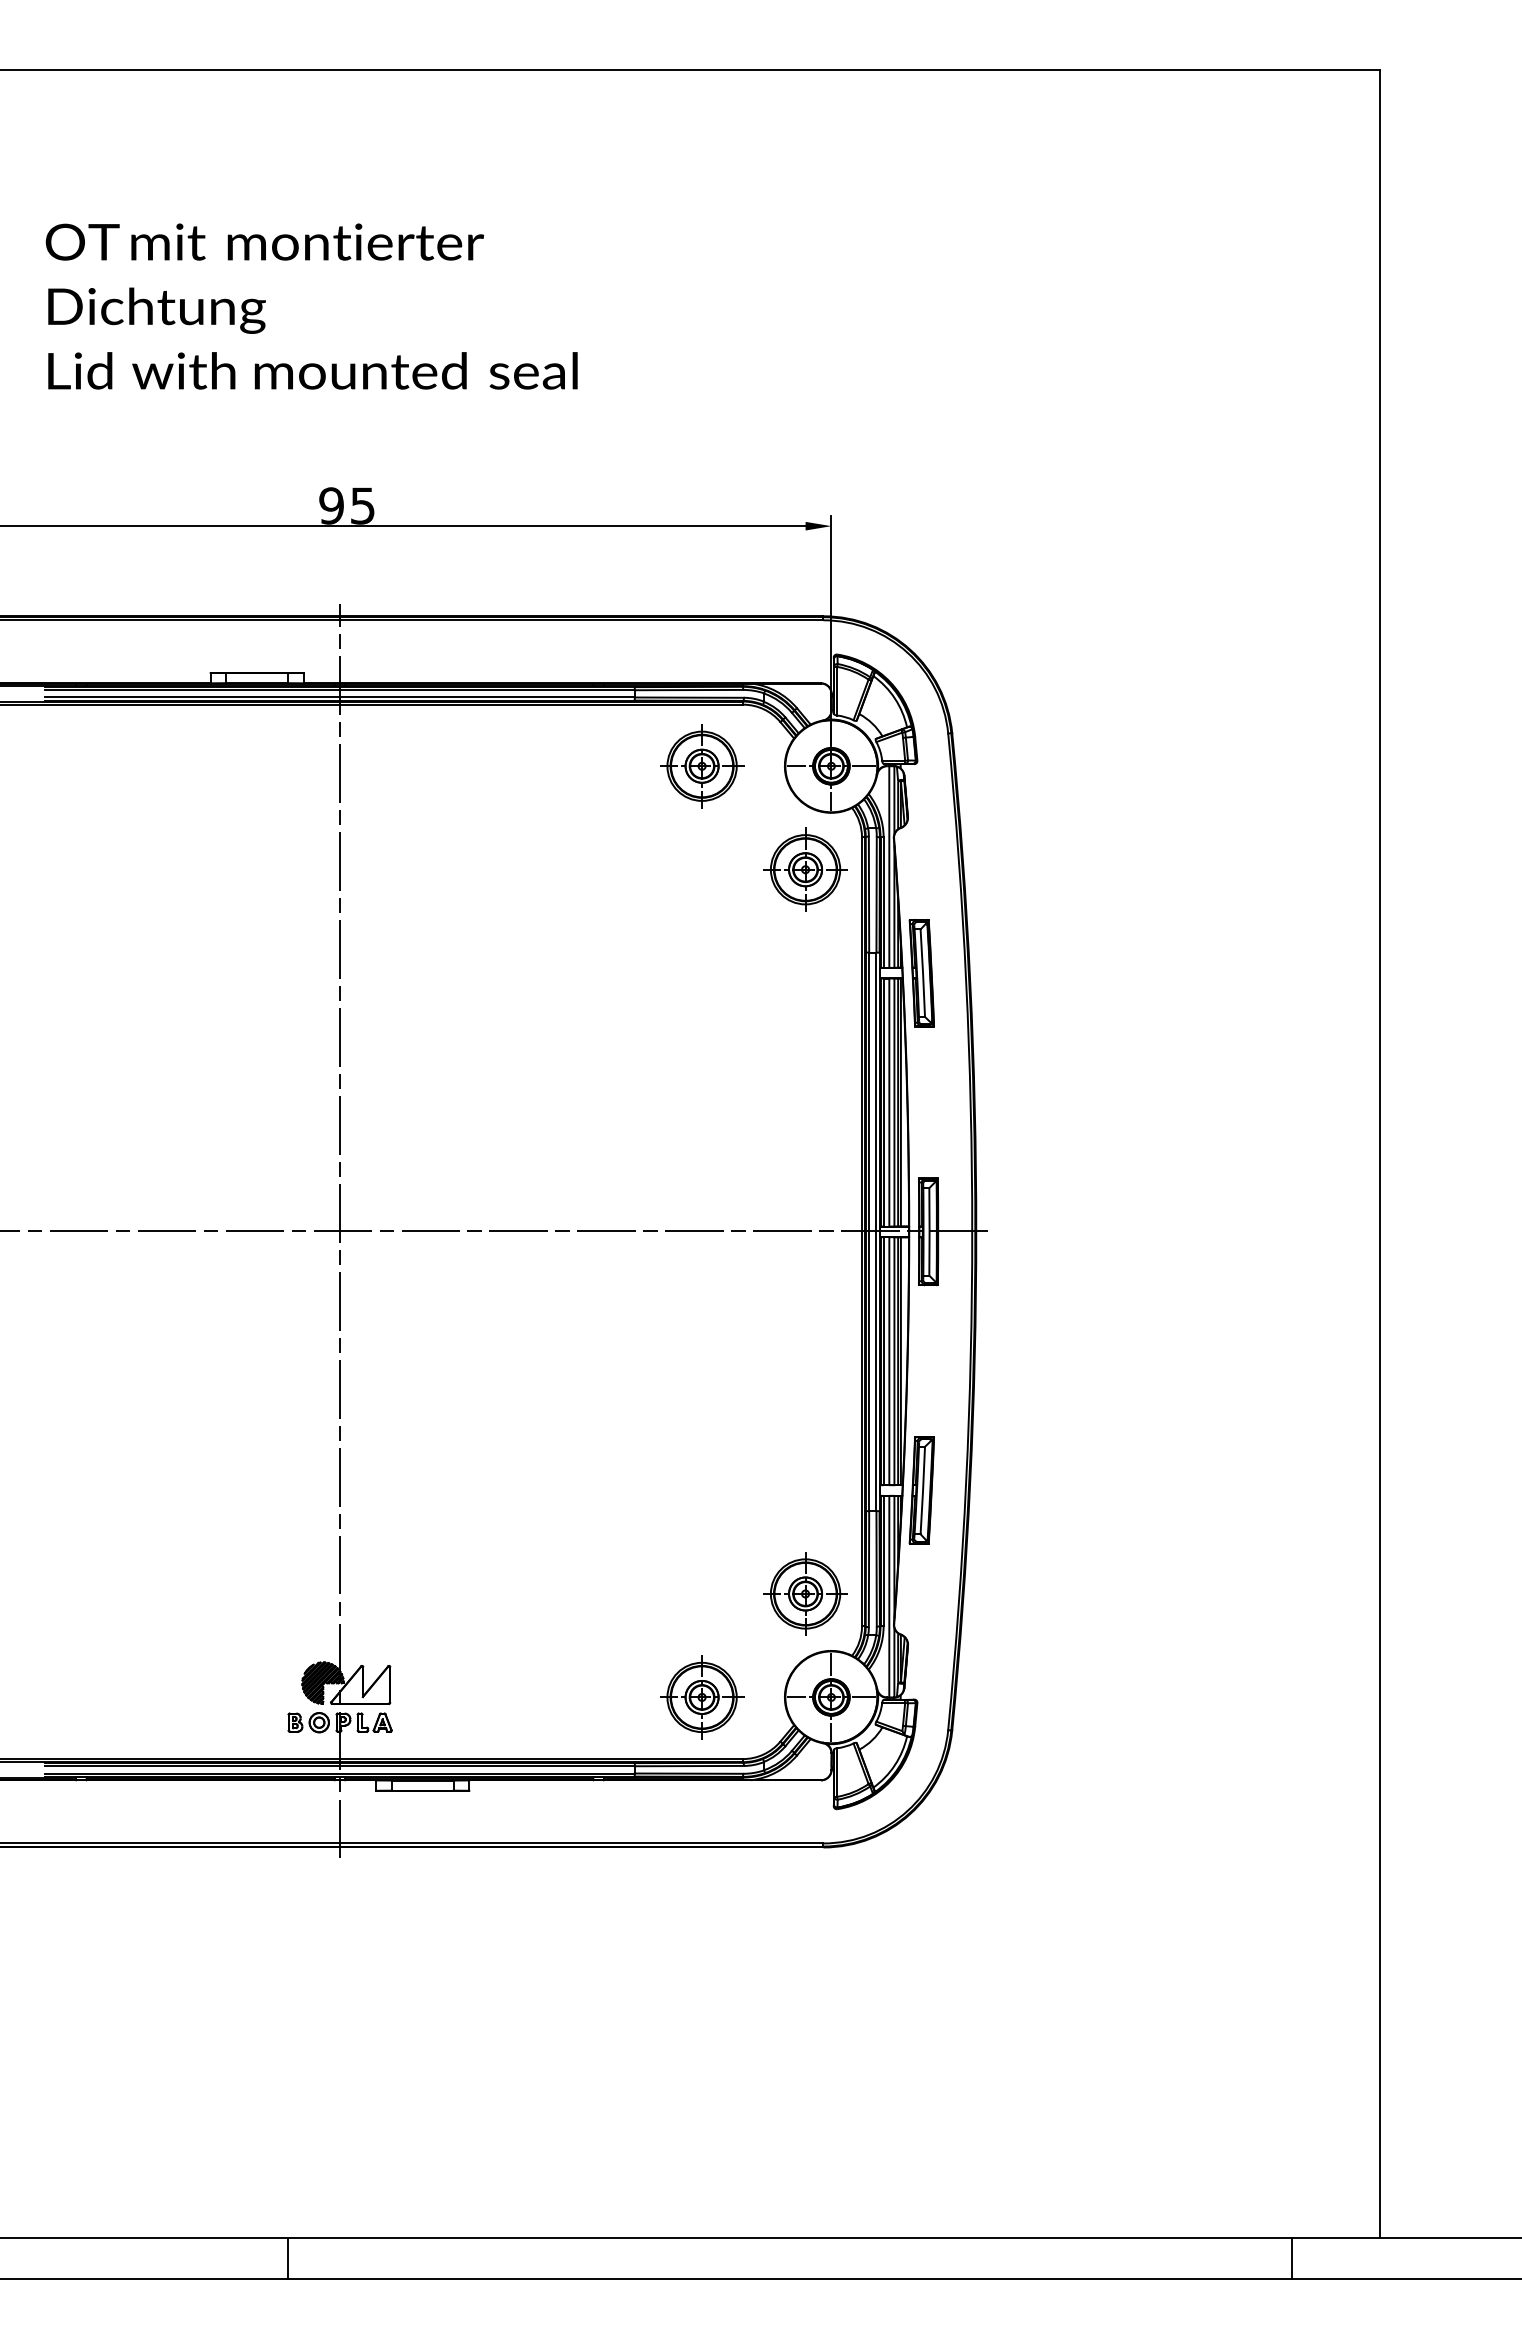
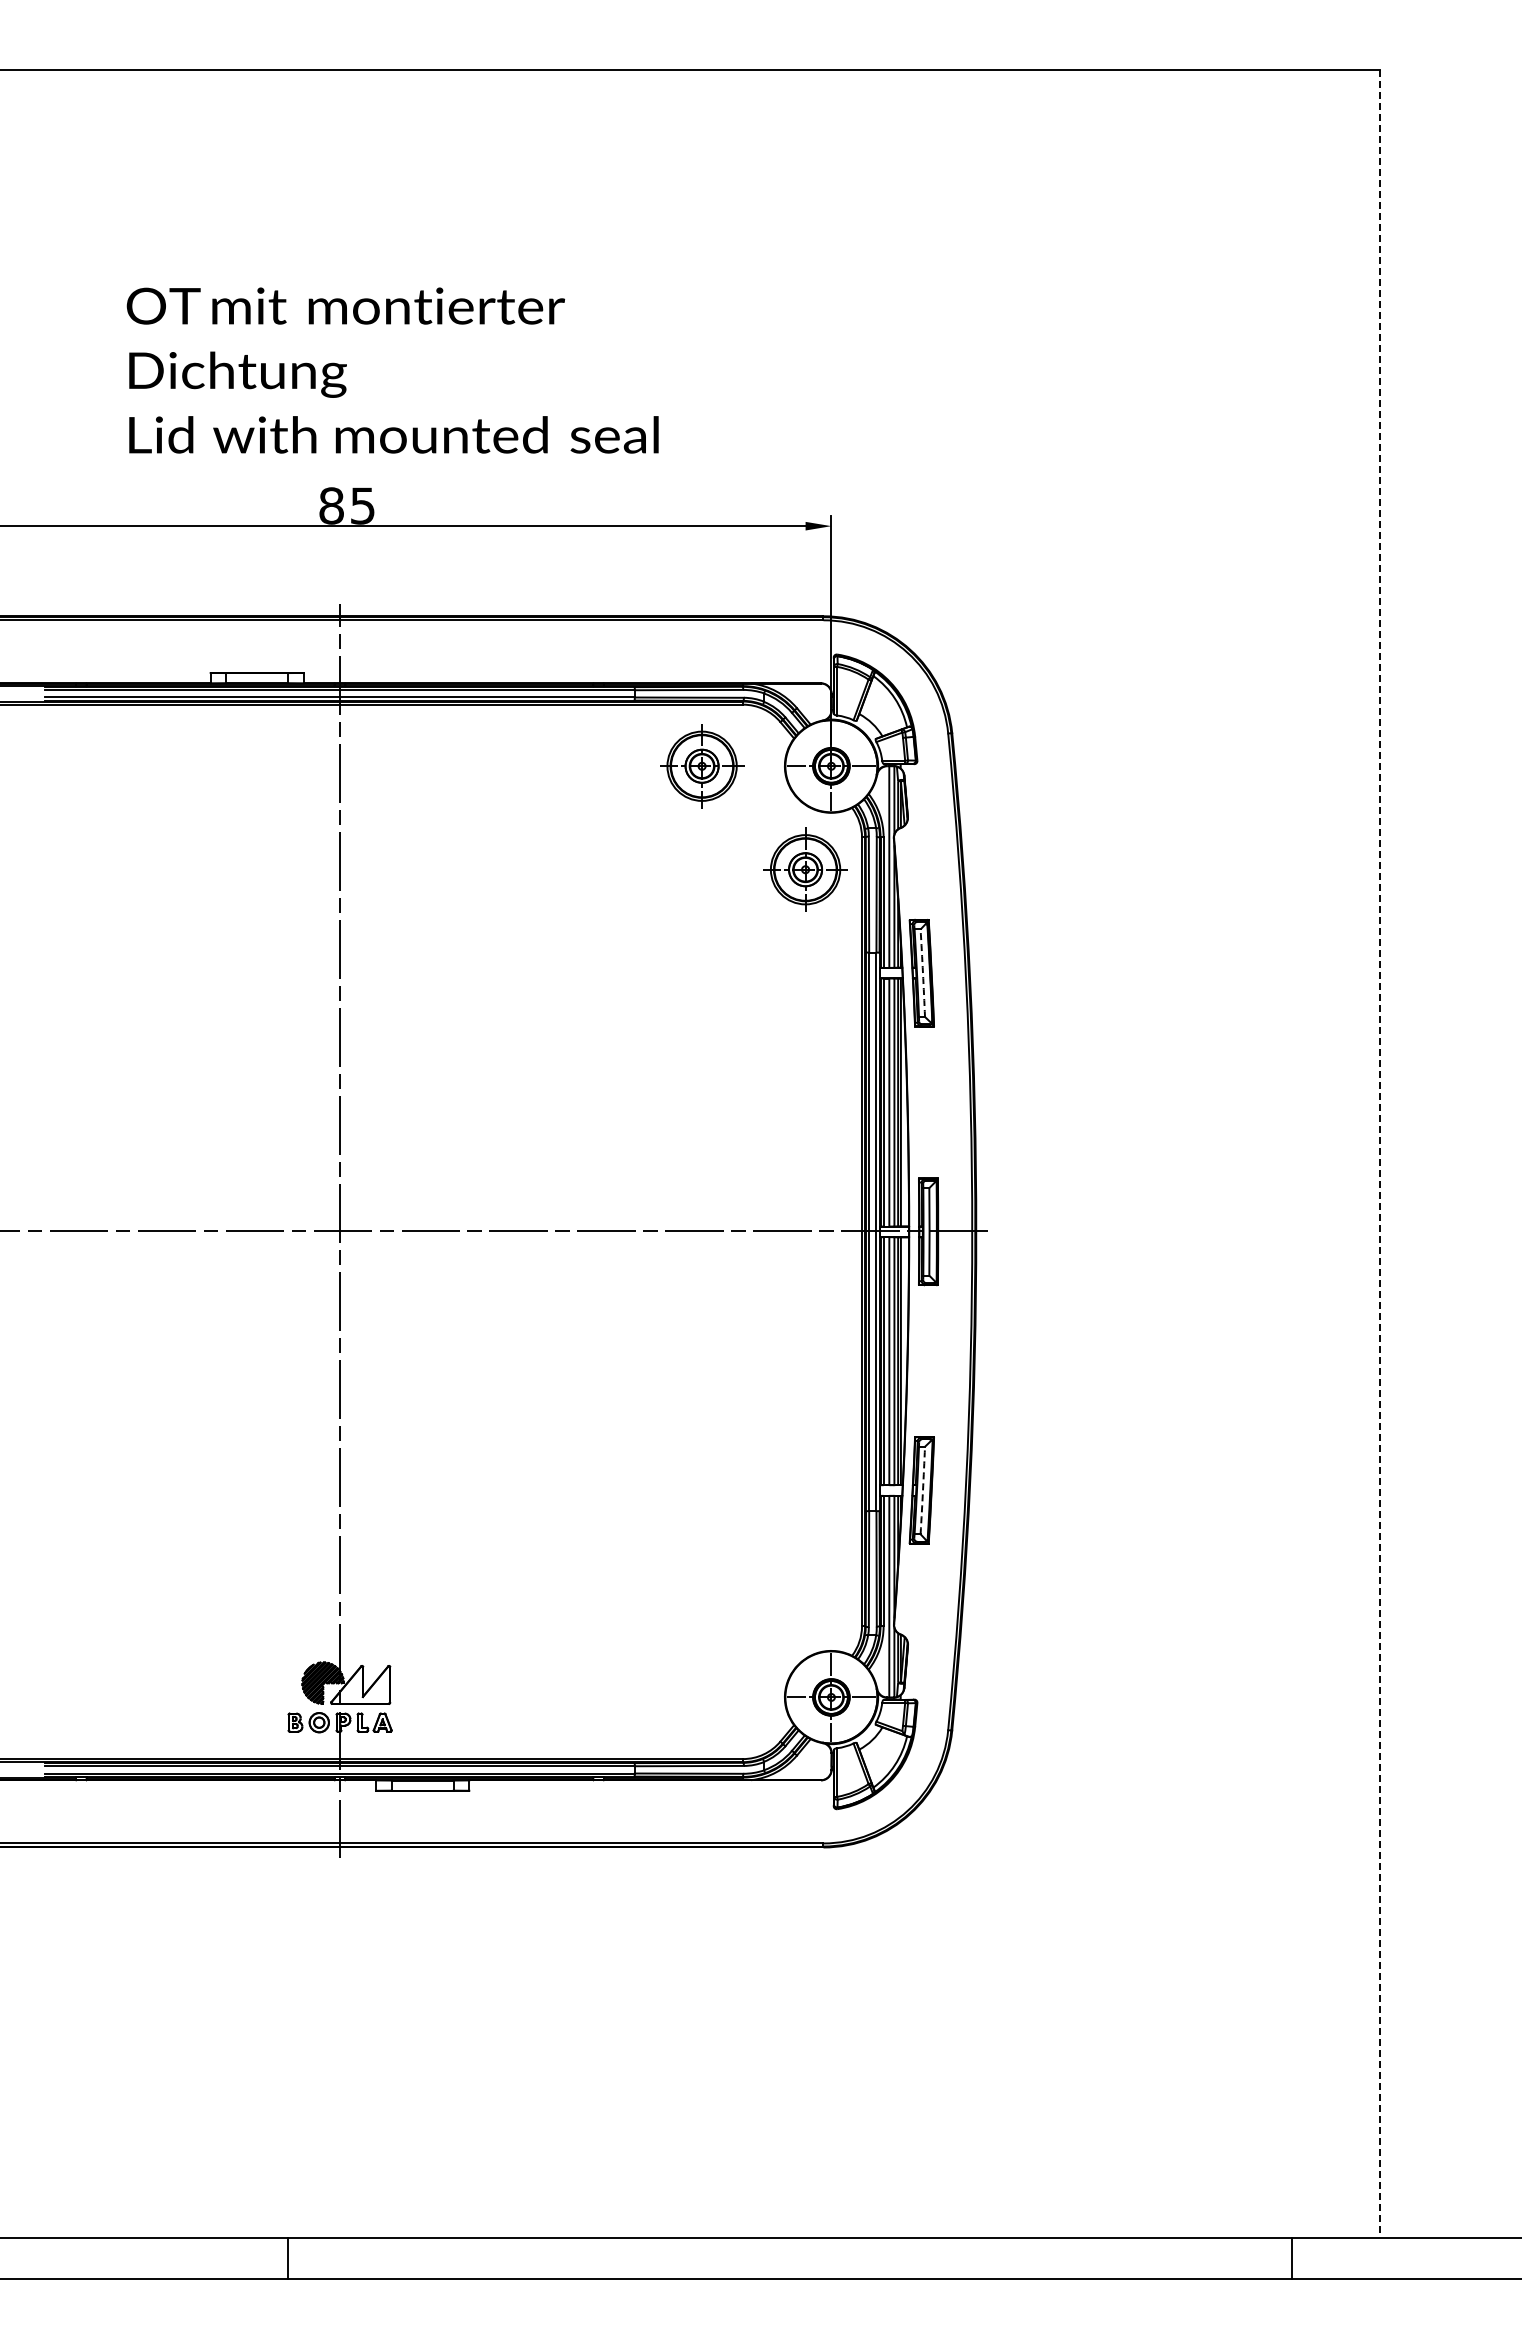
text position: (311, 306) -> (392, 370) (392, 370)
text: 95 -> 85 (331, 505)
arc: solid -> dashed (922, 973)
line: solid -> dashed (1380, 1154)
arc: solid -> dashed (922, 1490)
part: present -> none (805, 1593)
part: present -> none (702, 1697)
